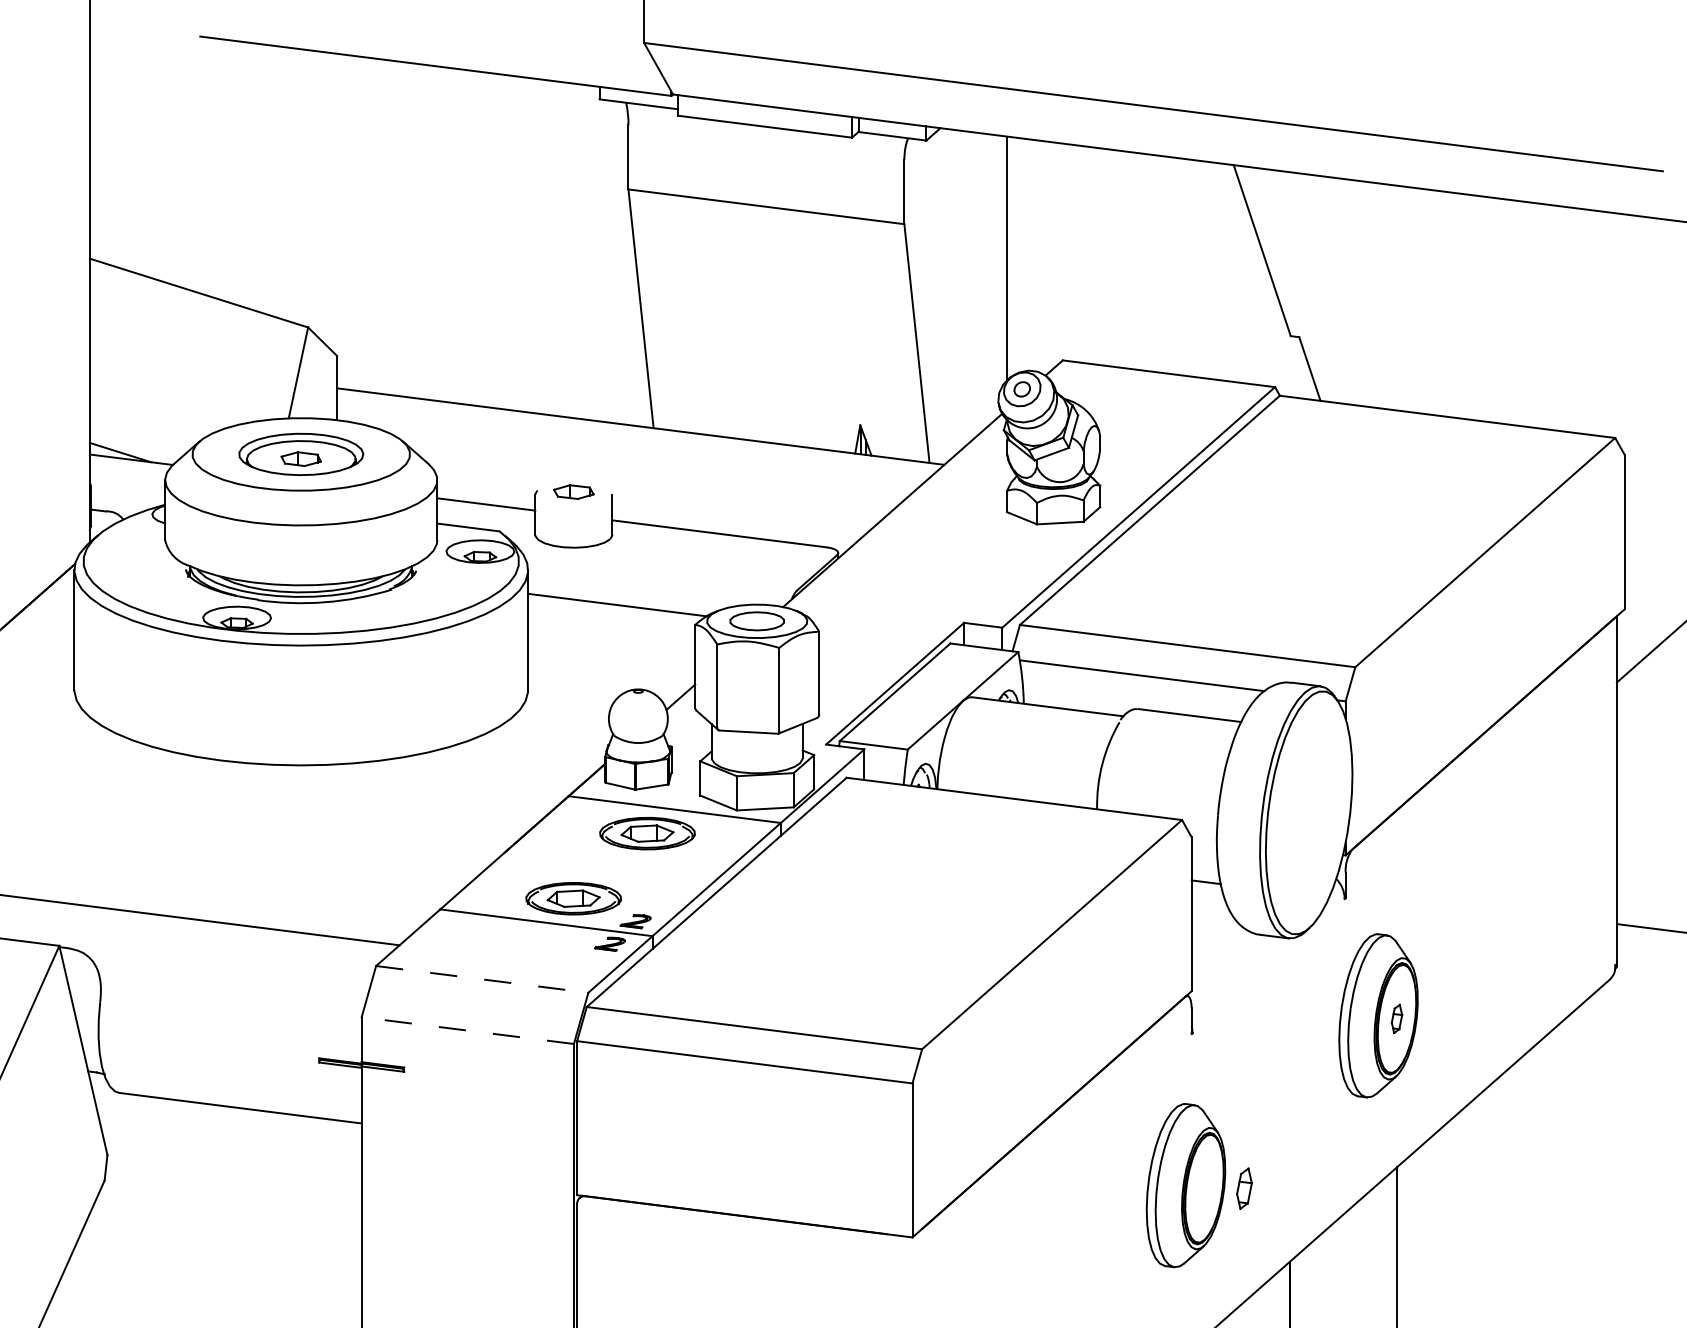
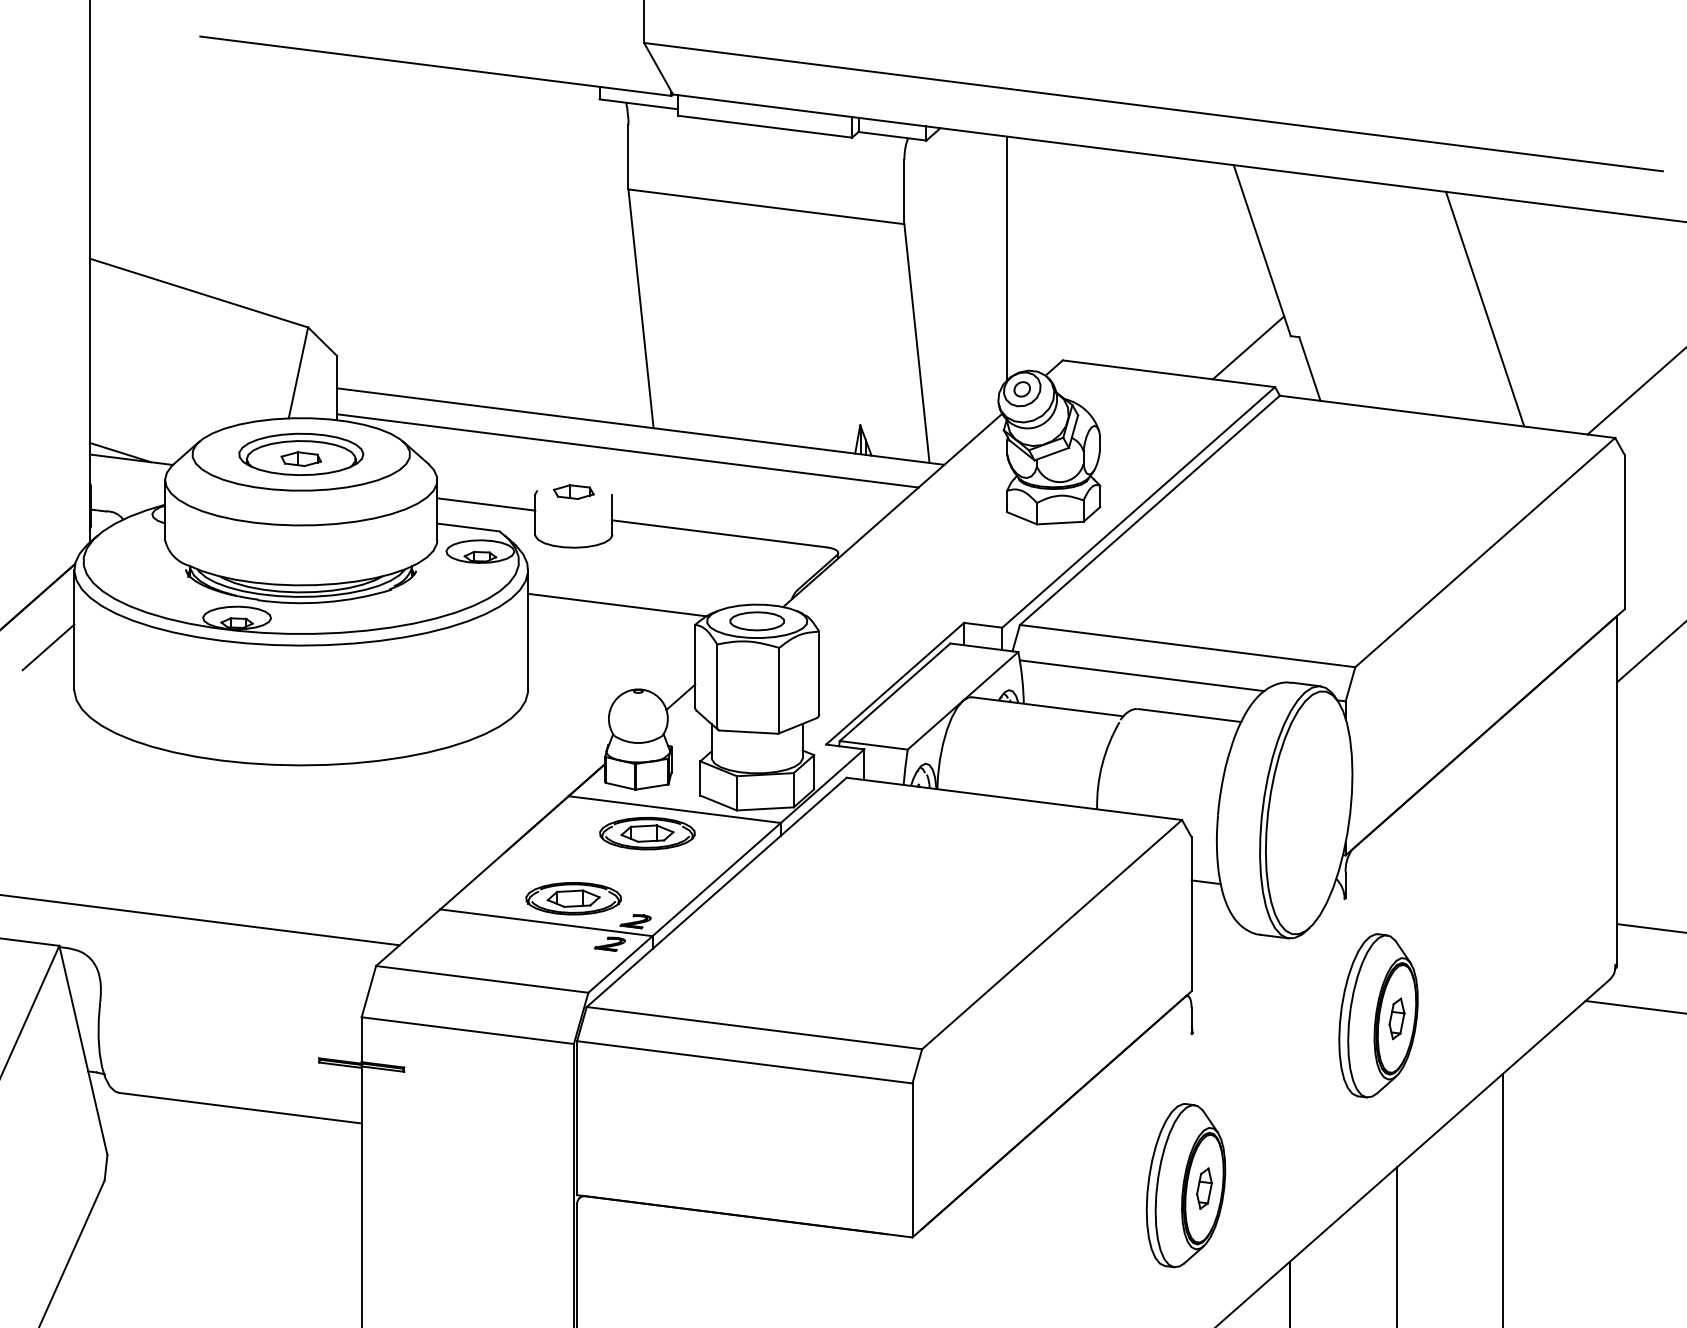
line: none -> present (1484, 308)
line: none -> present (1248, 347)
line: none -> present (1635, 391)
line: none -> present (627, 450)
line: none -> present (48, 647)
line: dashed -> solid (482, 979)
line: none -> present (1634, 1007)
part size: 14x32 px -> 18x44 px (1396, 1018)
line: dashed -> solid (467, 1030)
part position: (1244, 1188) -> (1204, 1188) (1204, 1188)
line: none -> present (1502, 1198)
